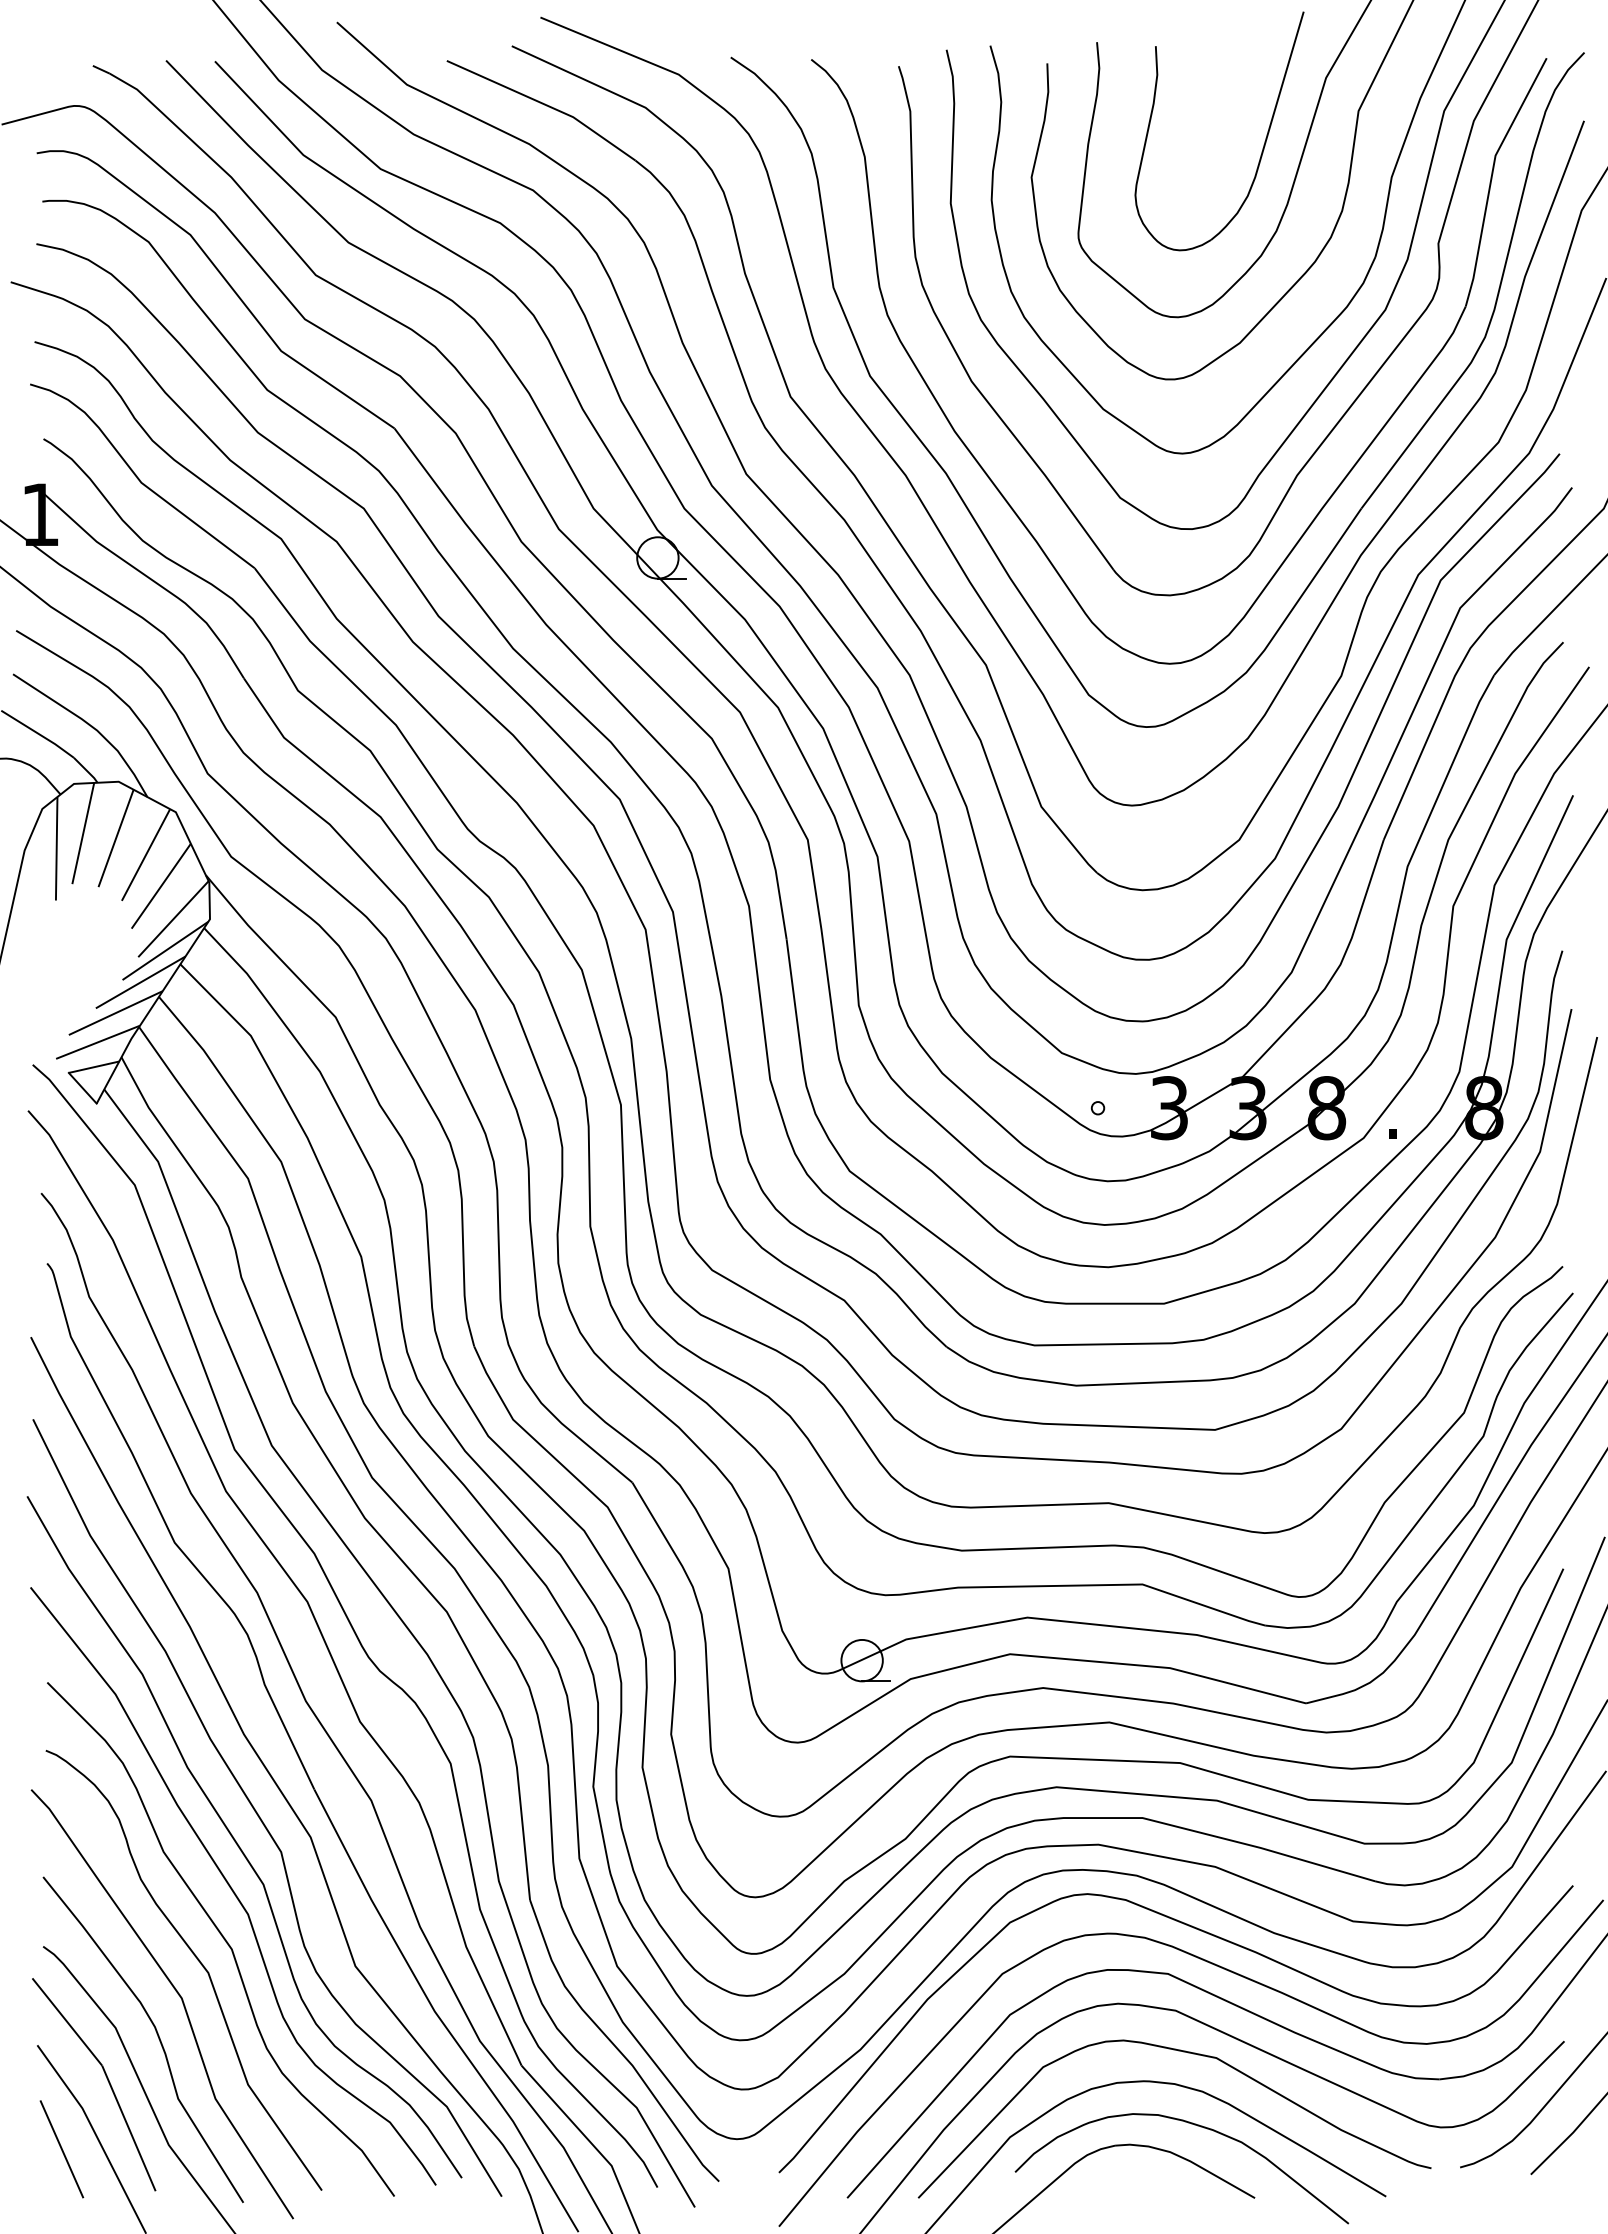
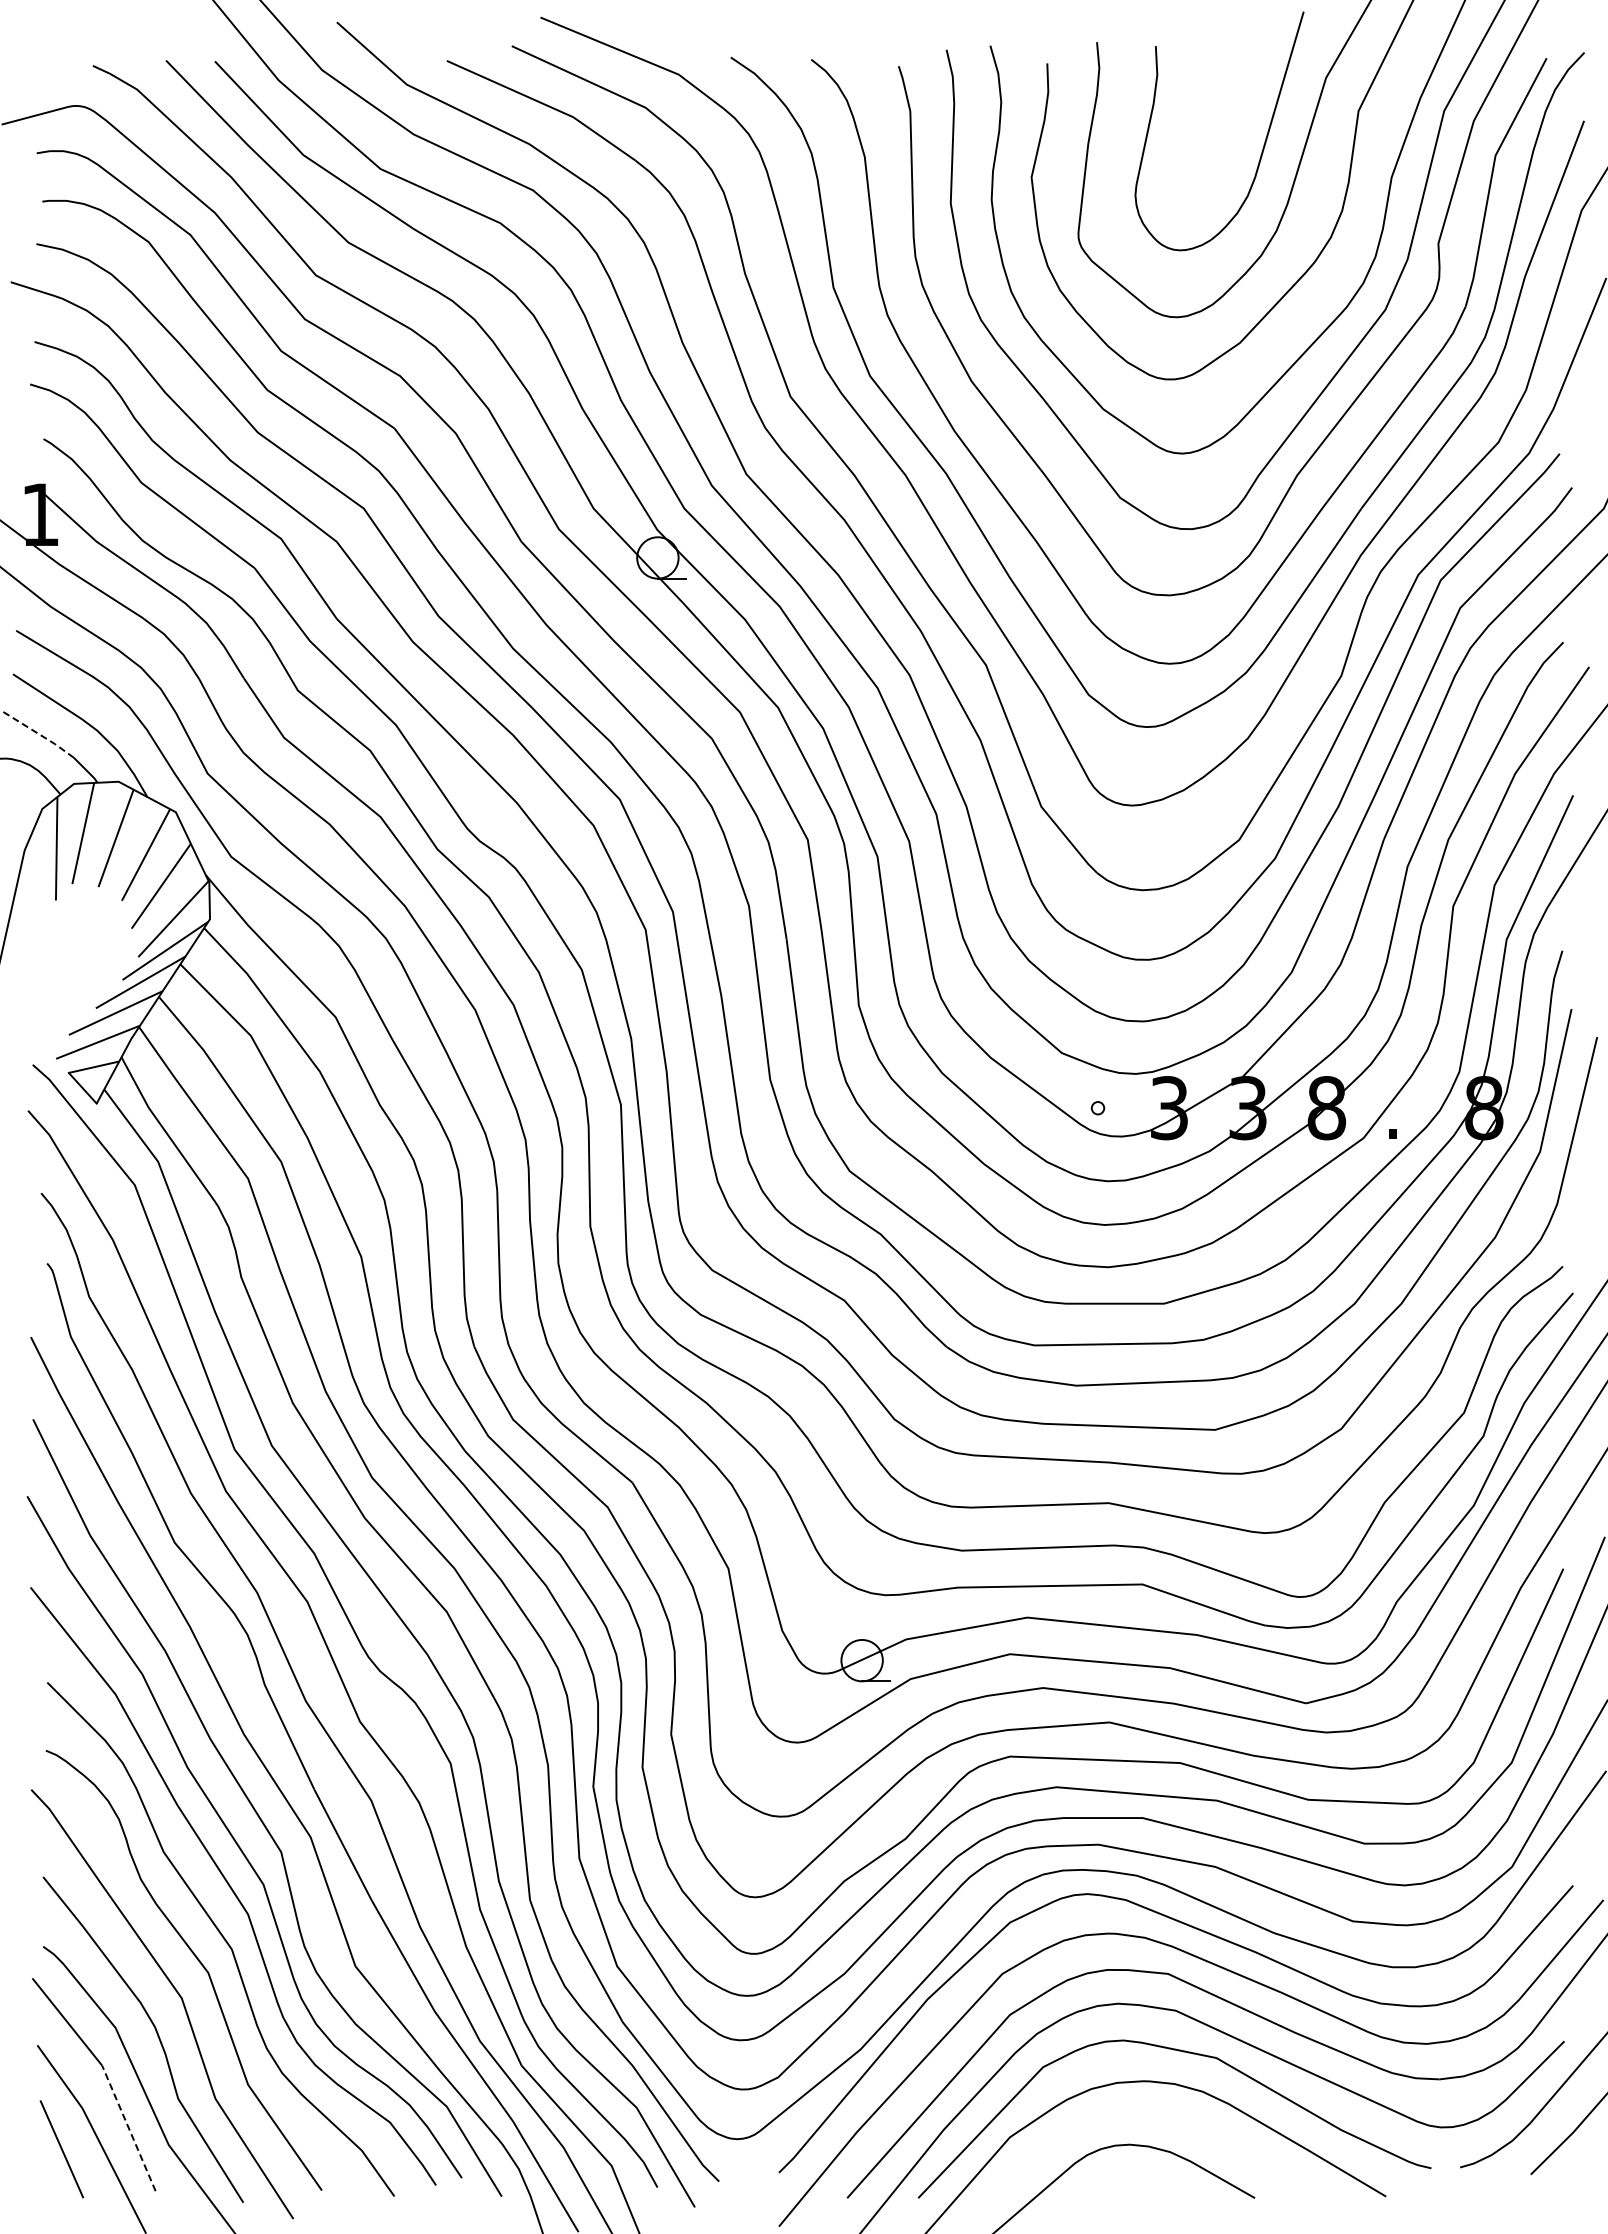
line: solid -> dashed (38, 733)
curve: present -> none (1194, 2125)
line: solid -> dashed (128, 2127)
